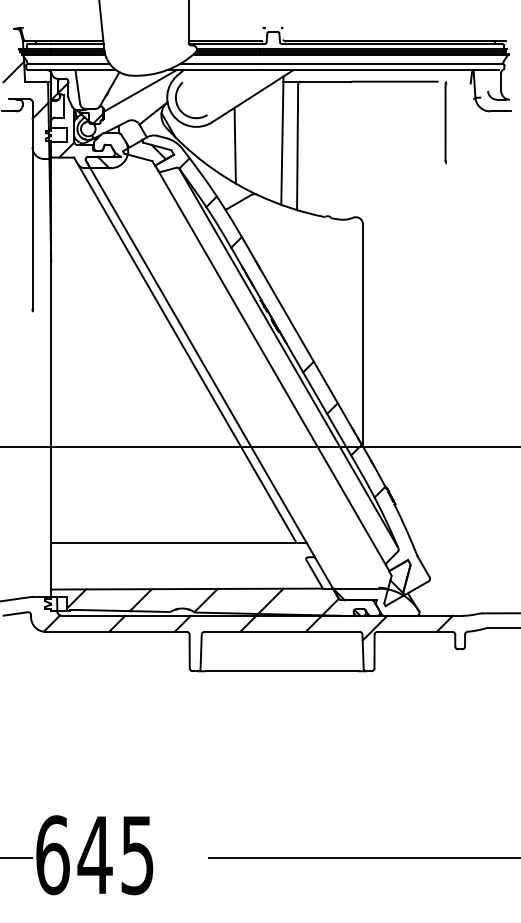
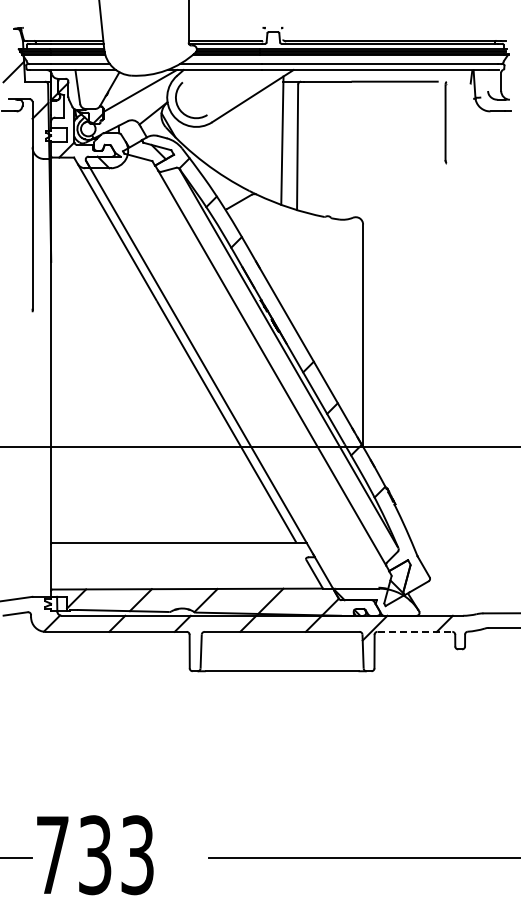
line: present -> none (234, 145)
line: solid -> dashed (415, 631)
text: 645 -> 733 (94, 855)
